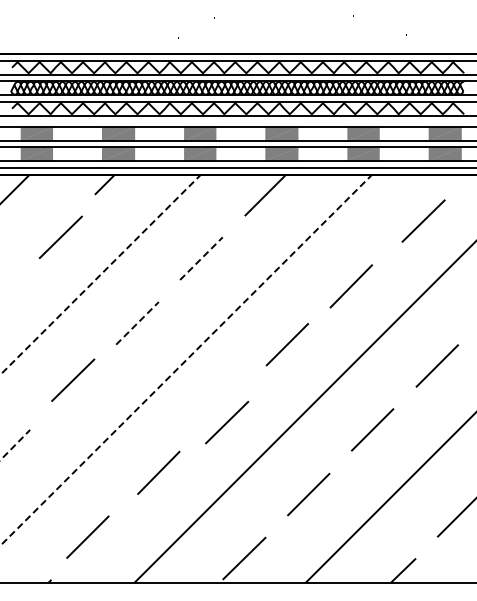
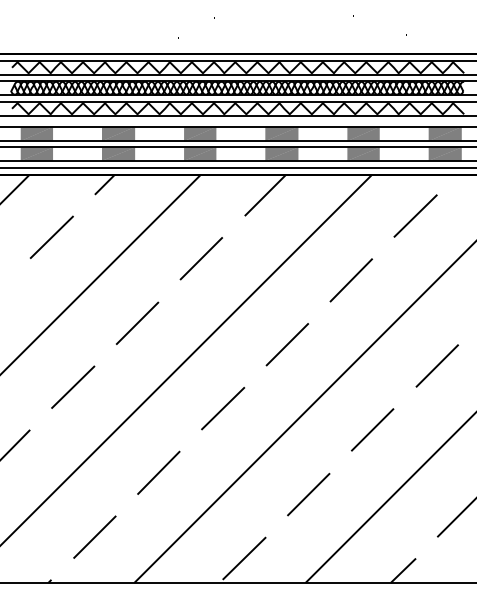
line position: (423, 220) -> (415, 215) (415, 215)
line position: (60, 236) -> (51, 236) (51, 236)
line: dashed -> solid (201, 258)
line: dashed -> solid (100, 274)
line position: (350, 286) -> (350, 280) (350, 280)
line: dashed -> solid (137, 323)
line: dashed -> solid (186, 359)
line position: (73, 379) -> (73, 386) (73, 386)
line position: (227, 422) -> (223, 408) (223, 408)
line: dashed -> solid (15, 444)
line position: (87, 536) -> (94, 536) (94, 536)
